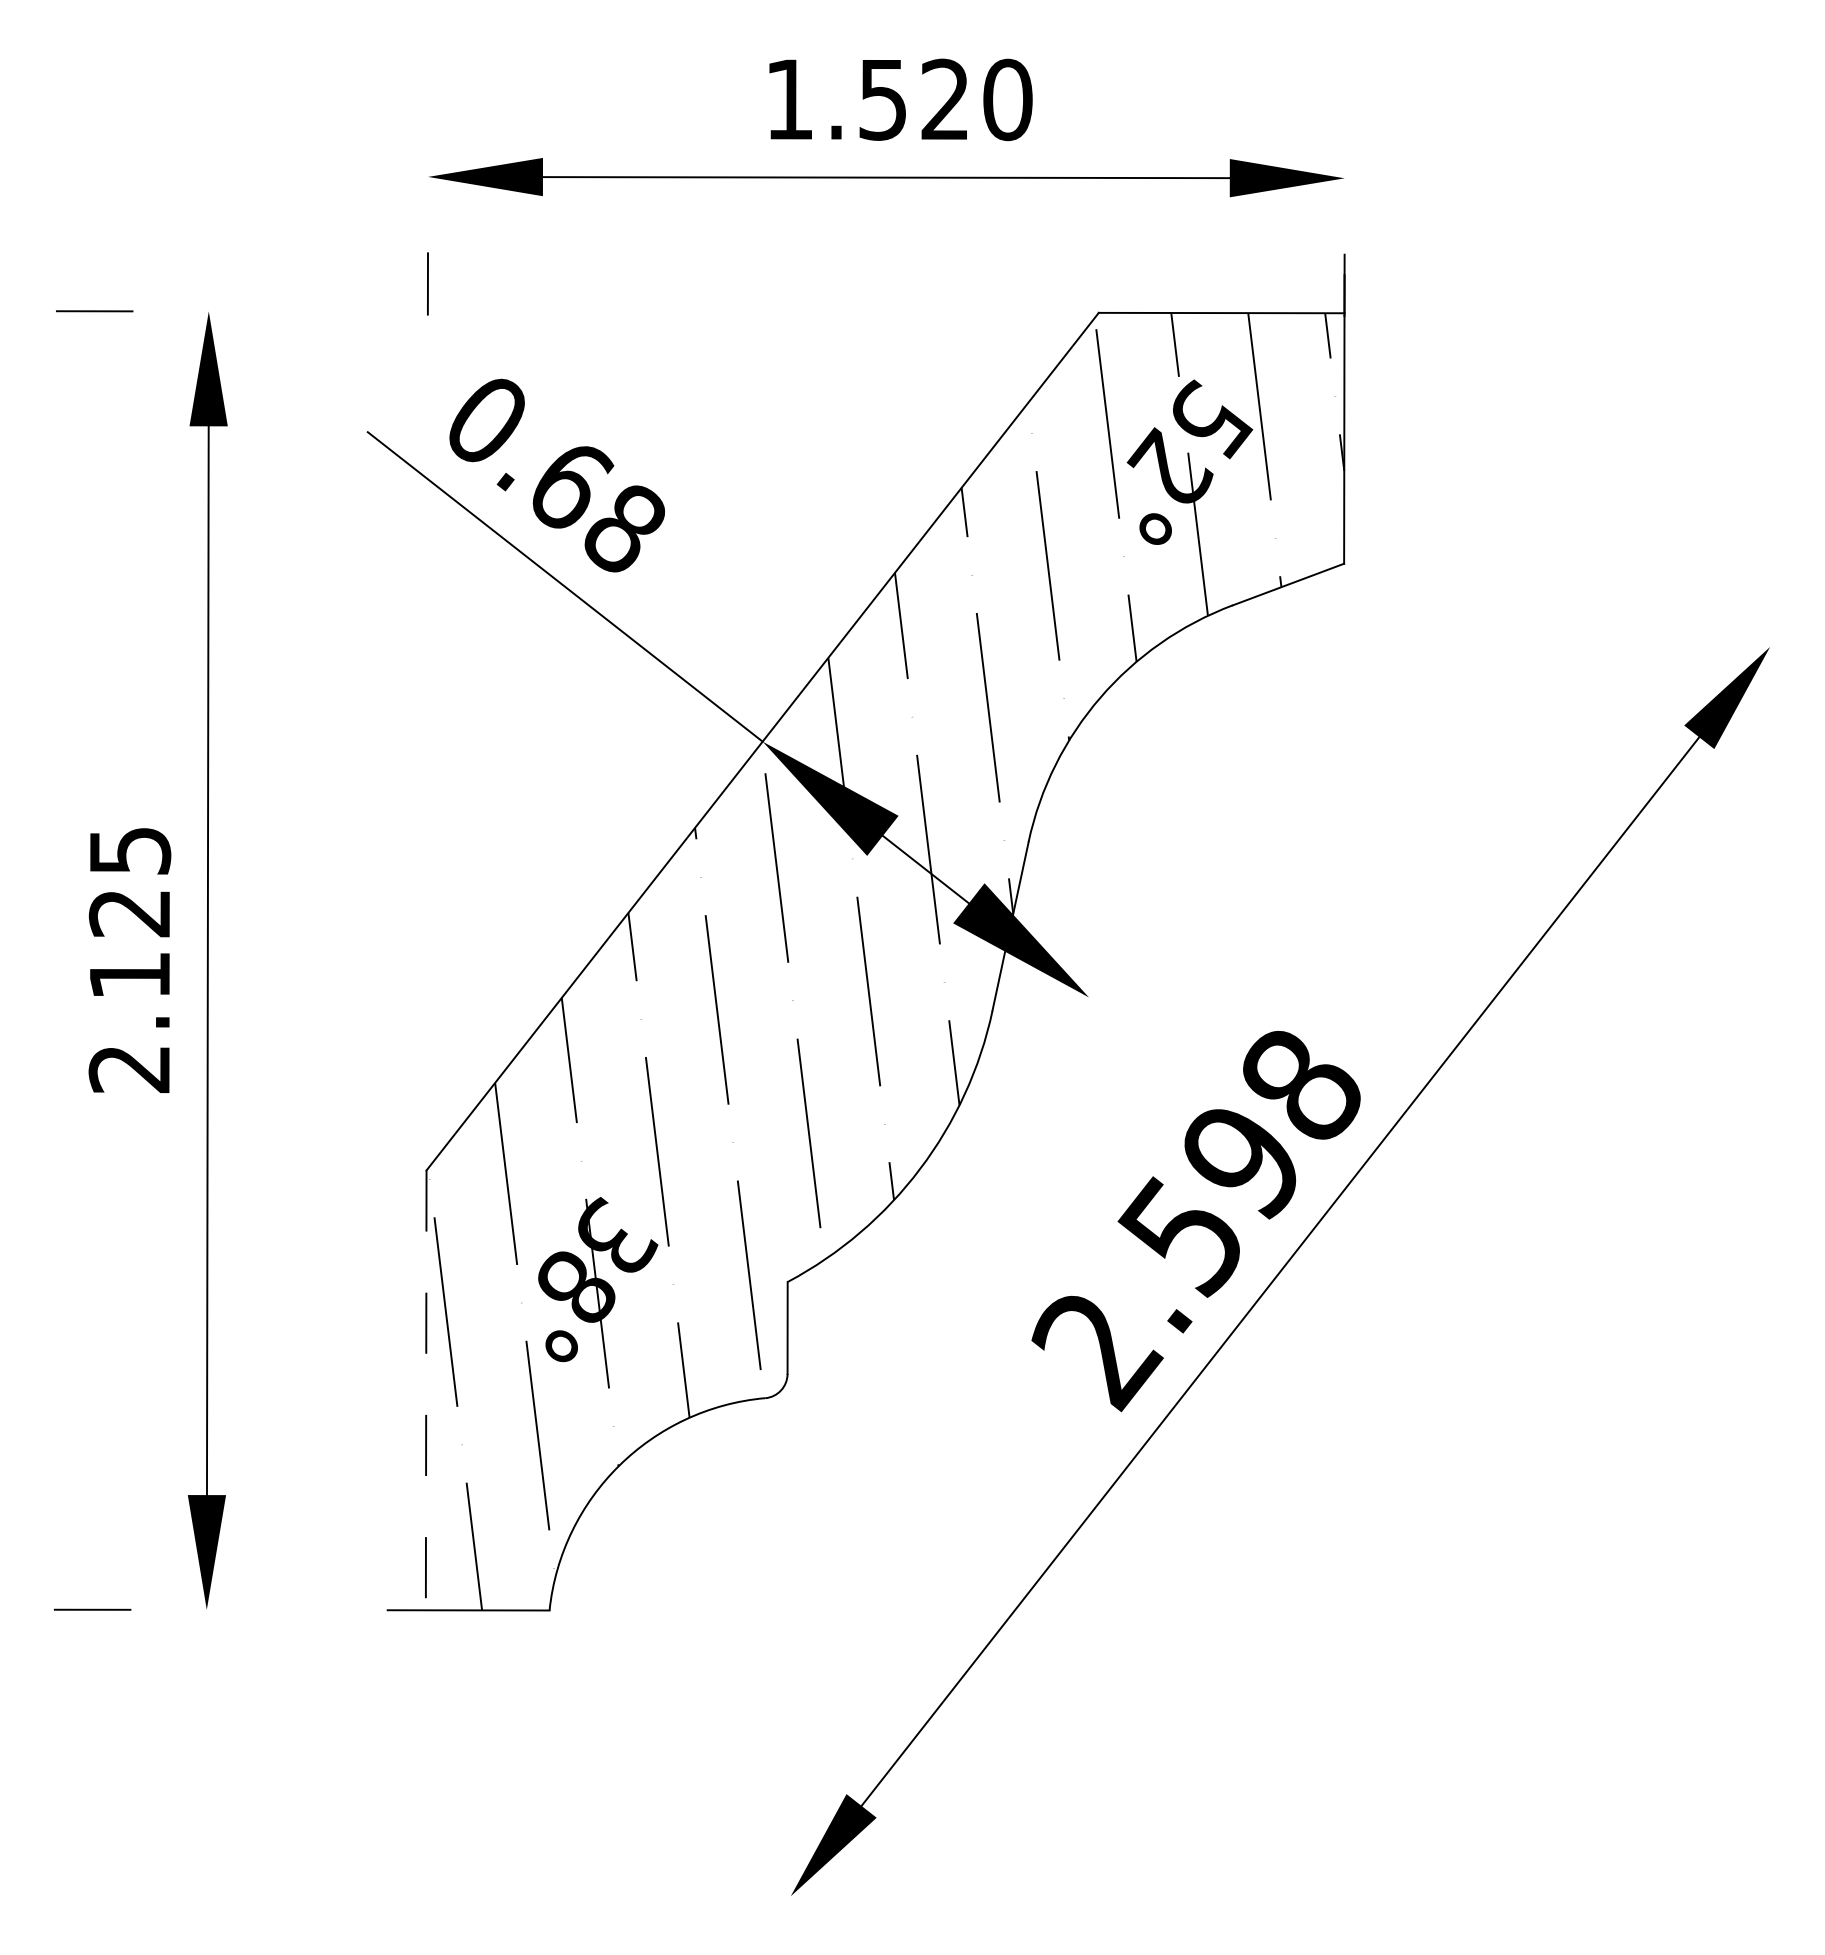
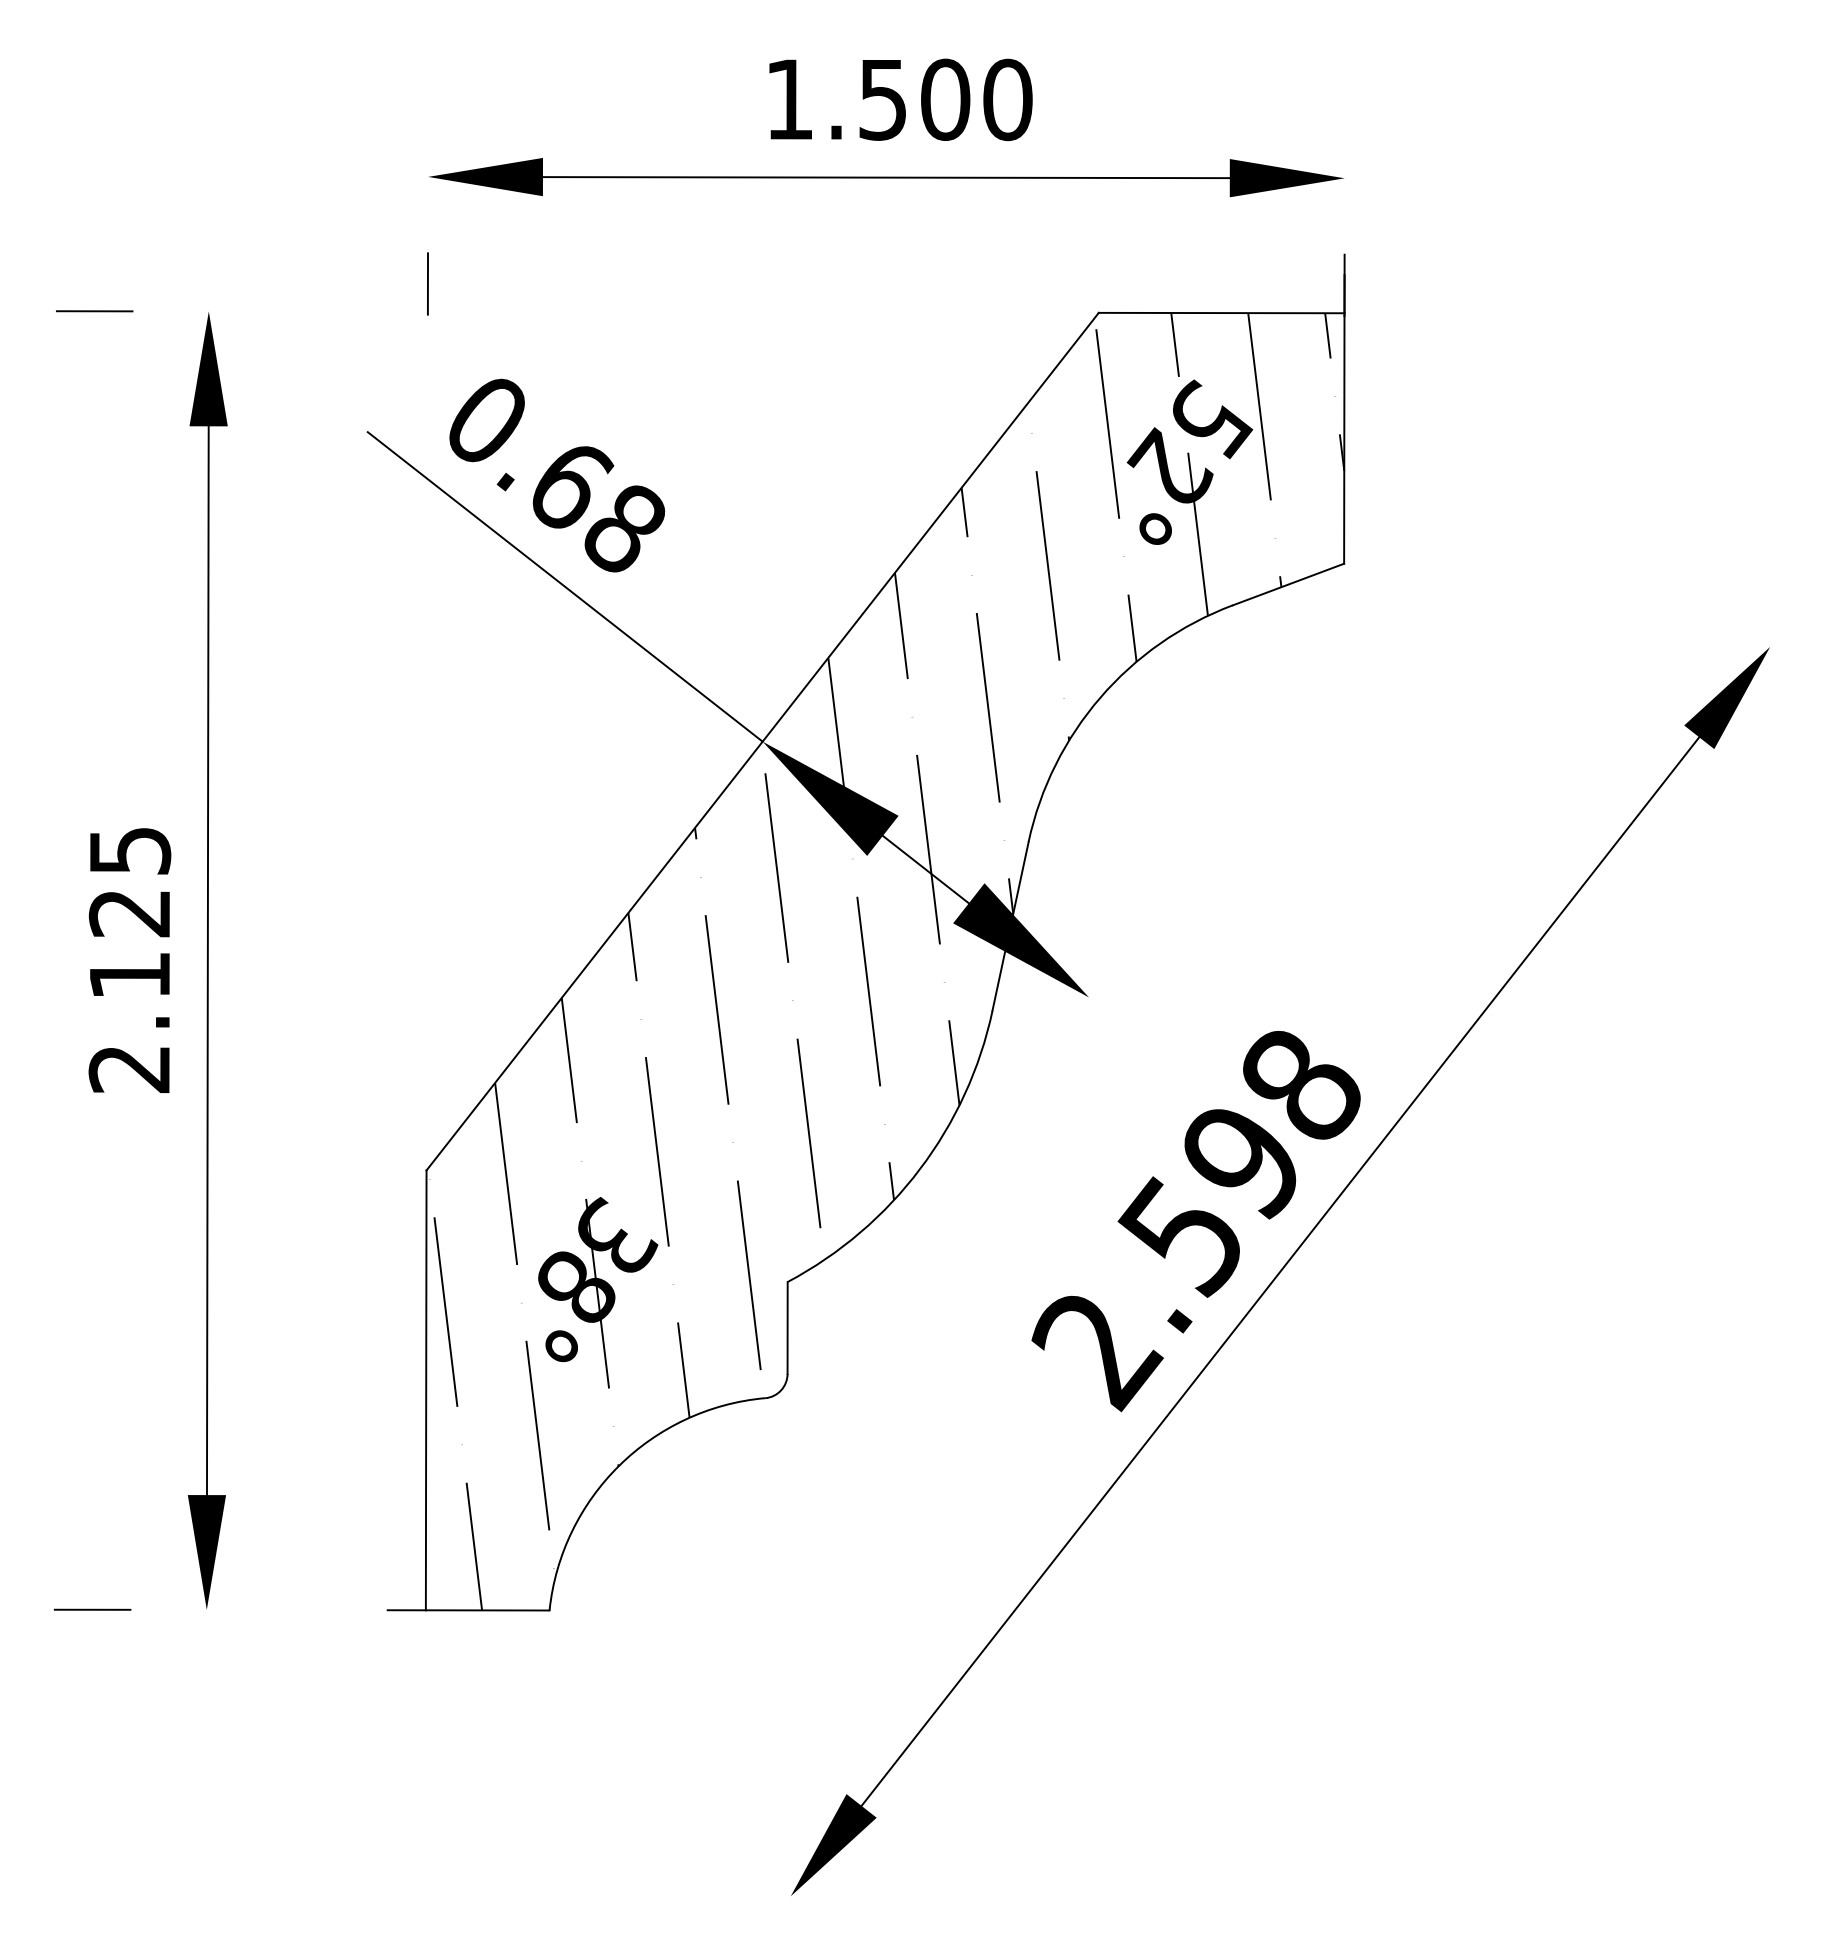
text: 1.520 -> 1.500 (945, 99)
line: dashed -> solid (426, 1390)
